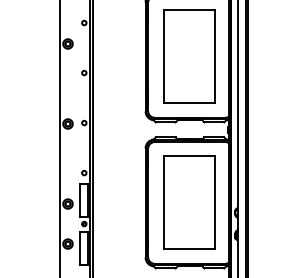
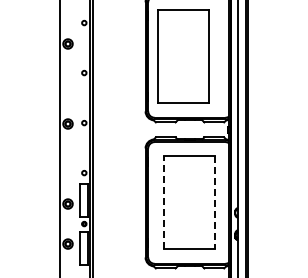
part position: (189, 56) -> (183, 56) (183, 56)
line: solid -> dashed (163, 201)
line: solid -> dashed (215, 202)
